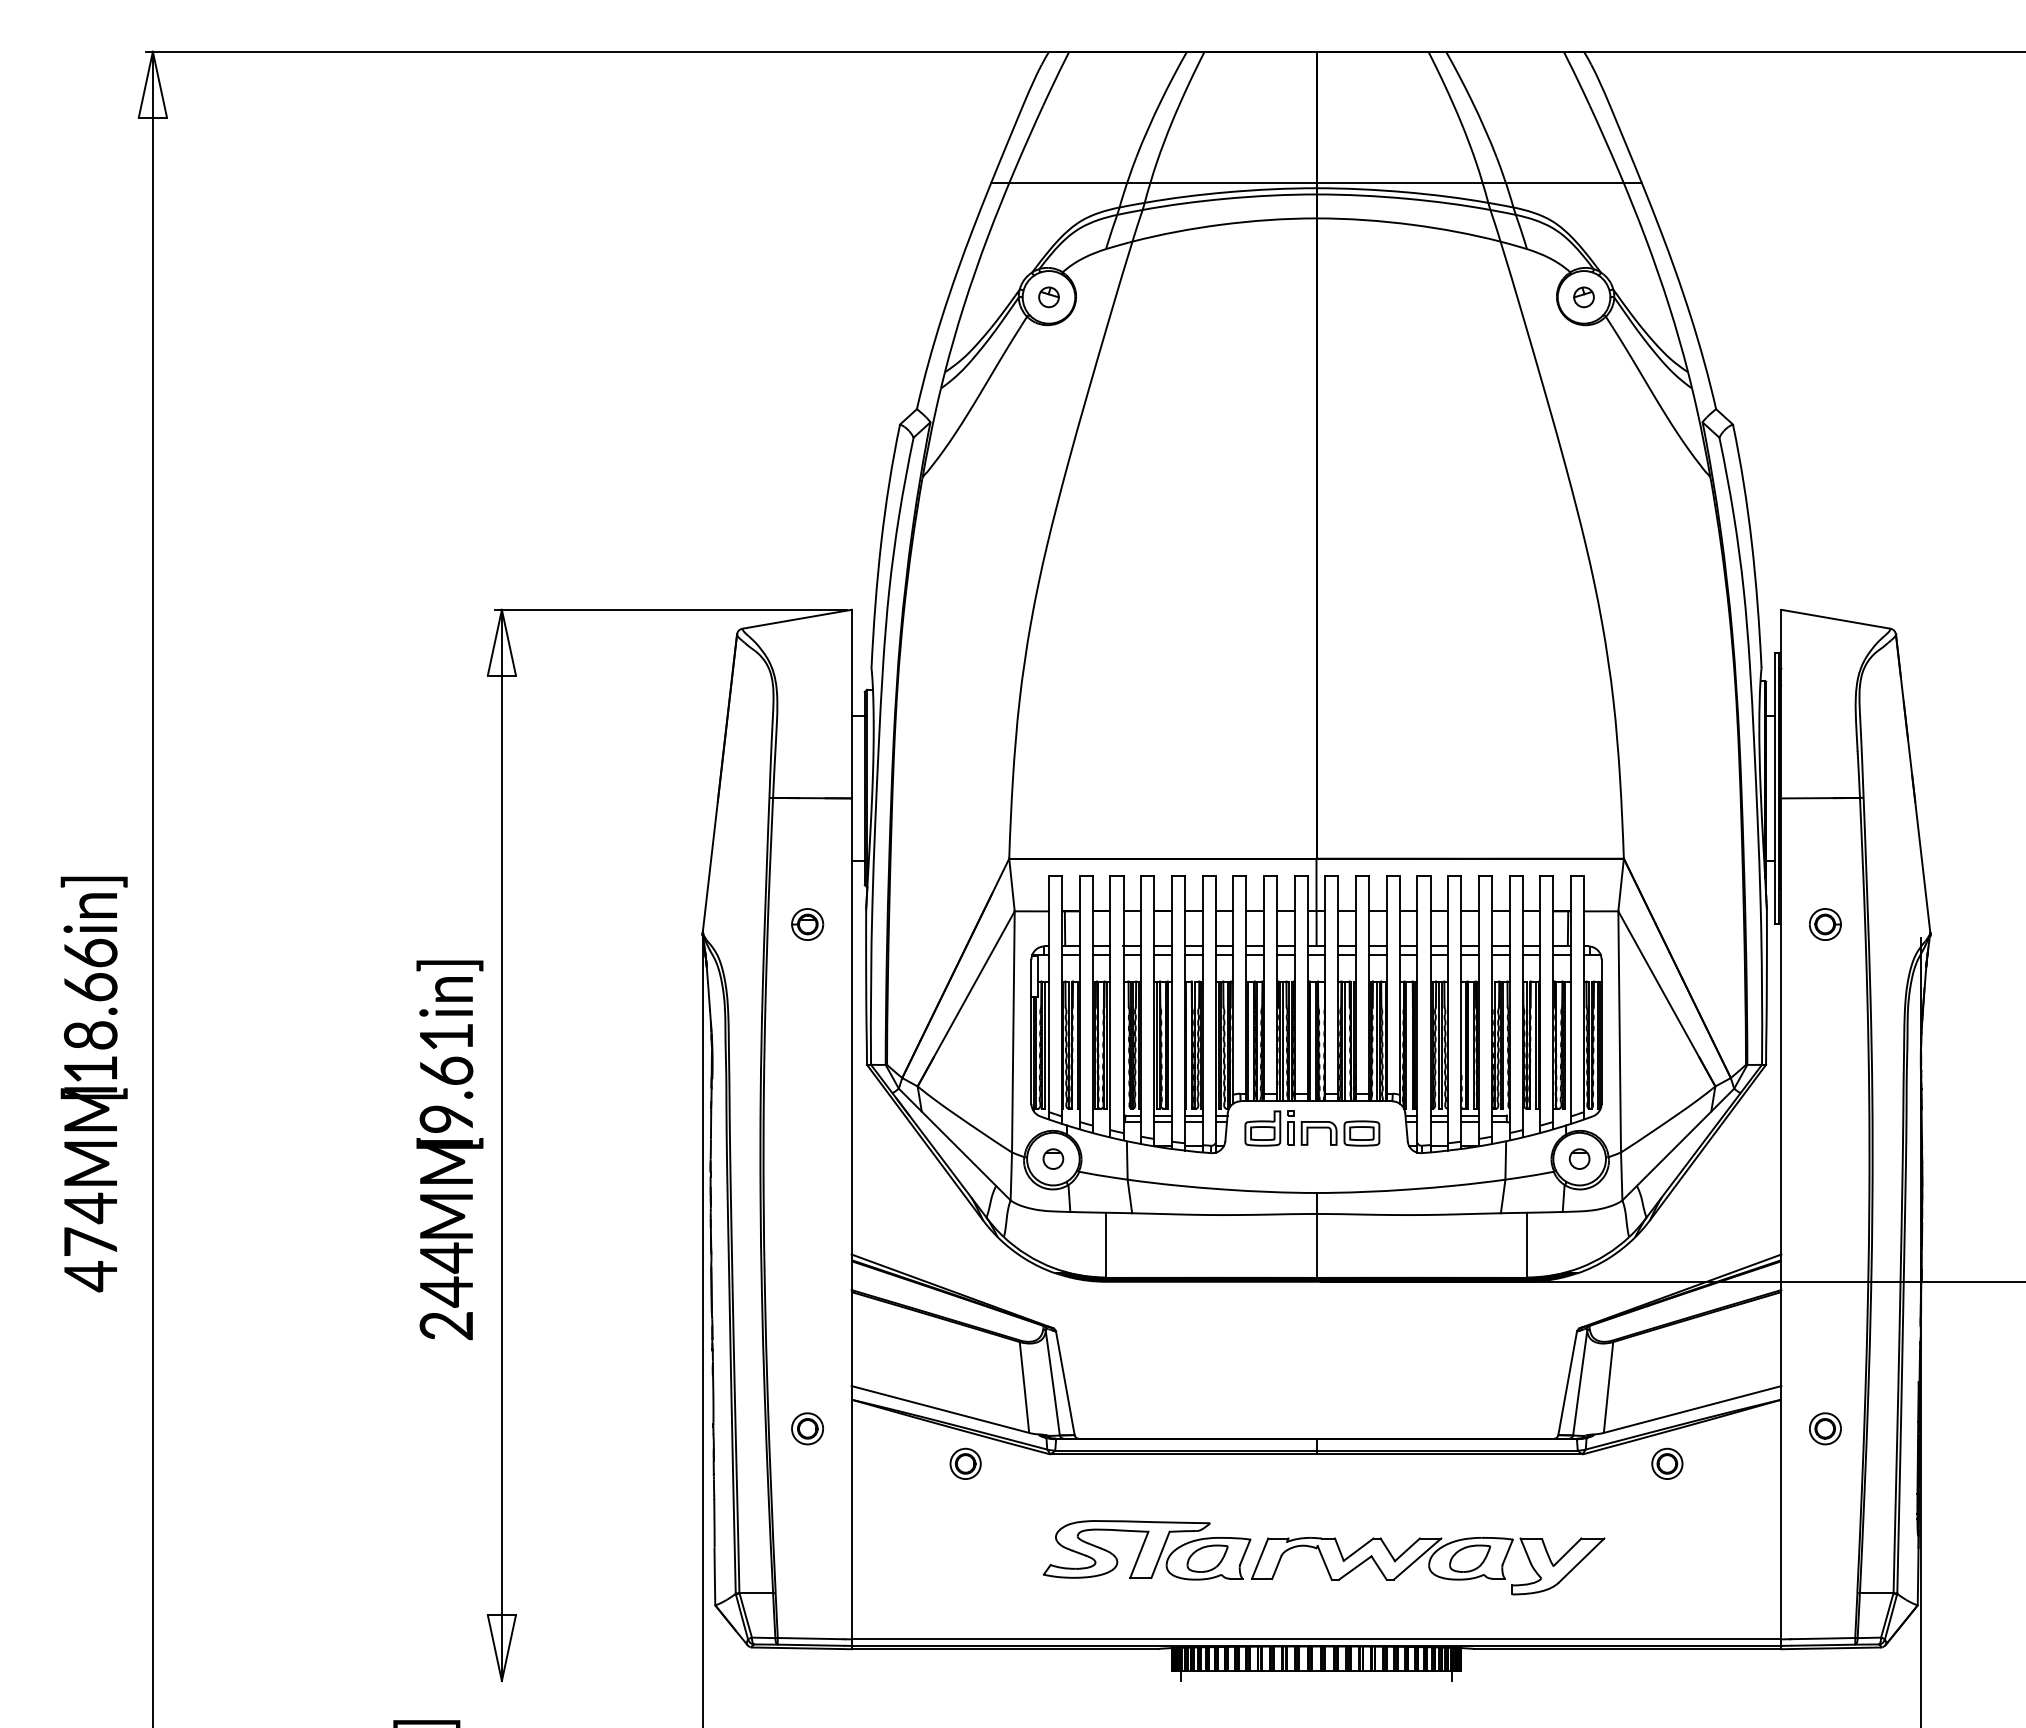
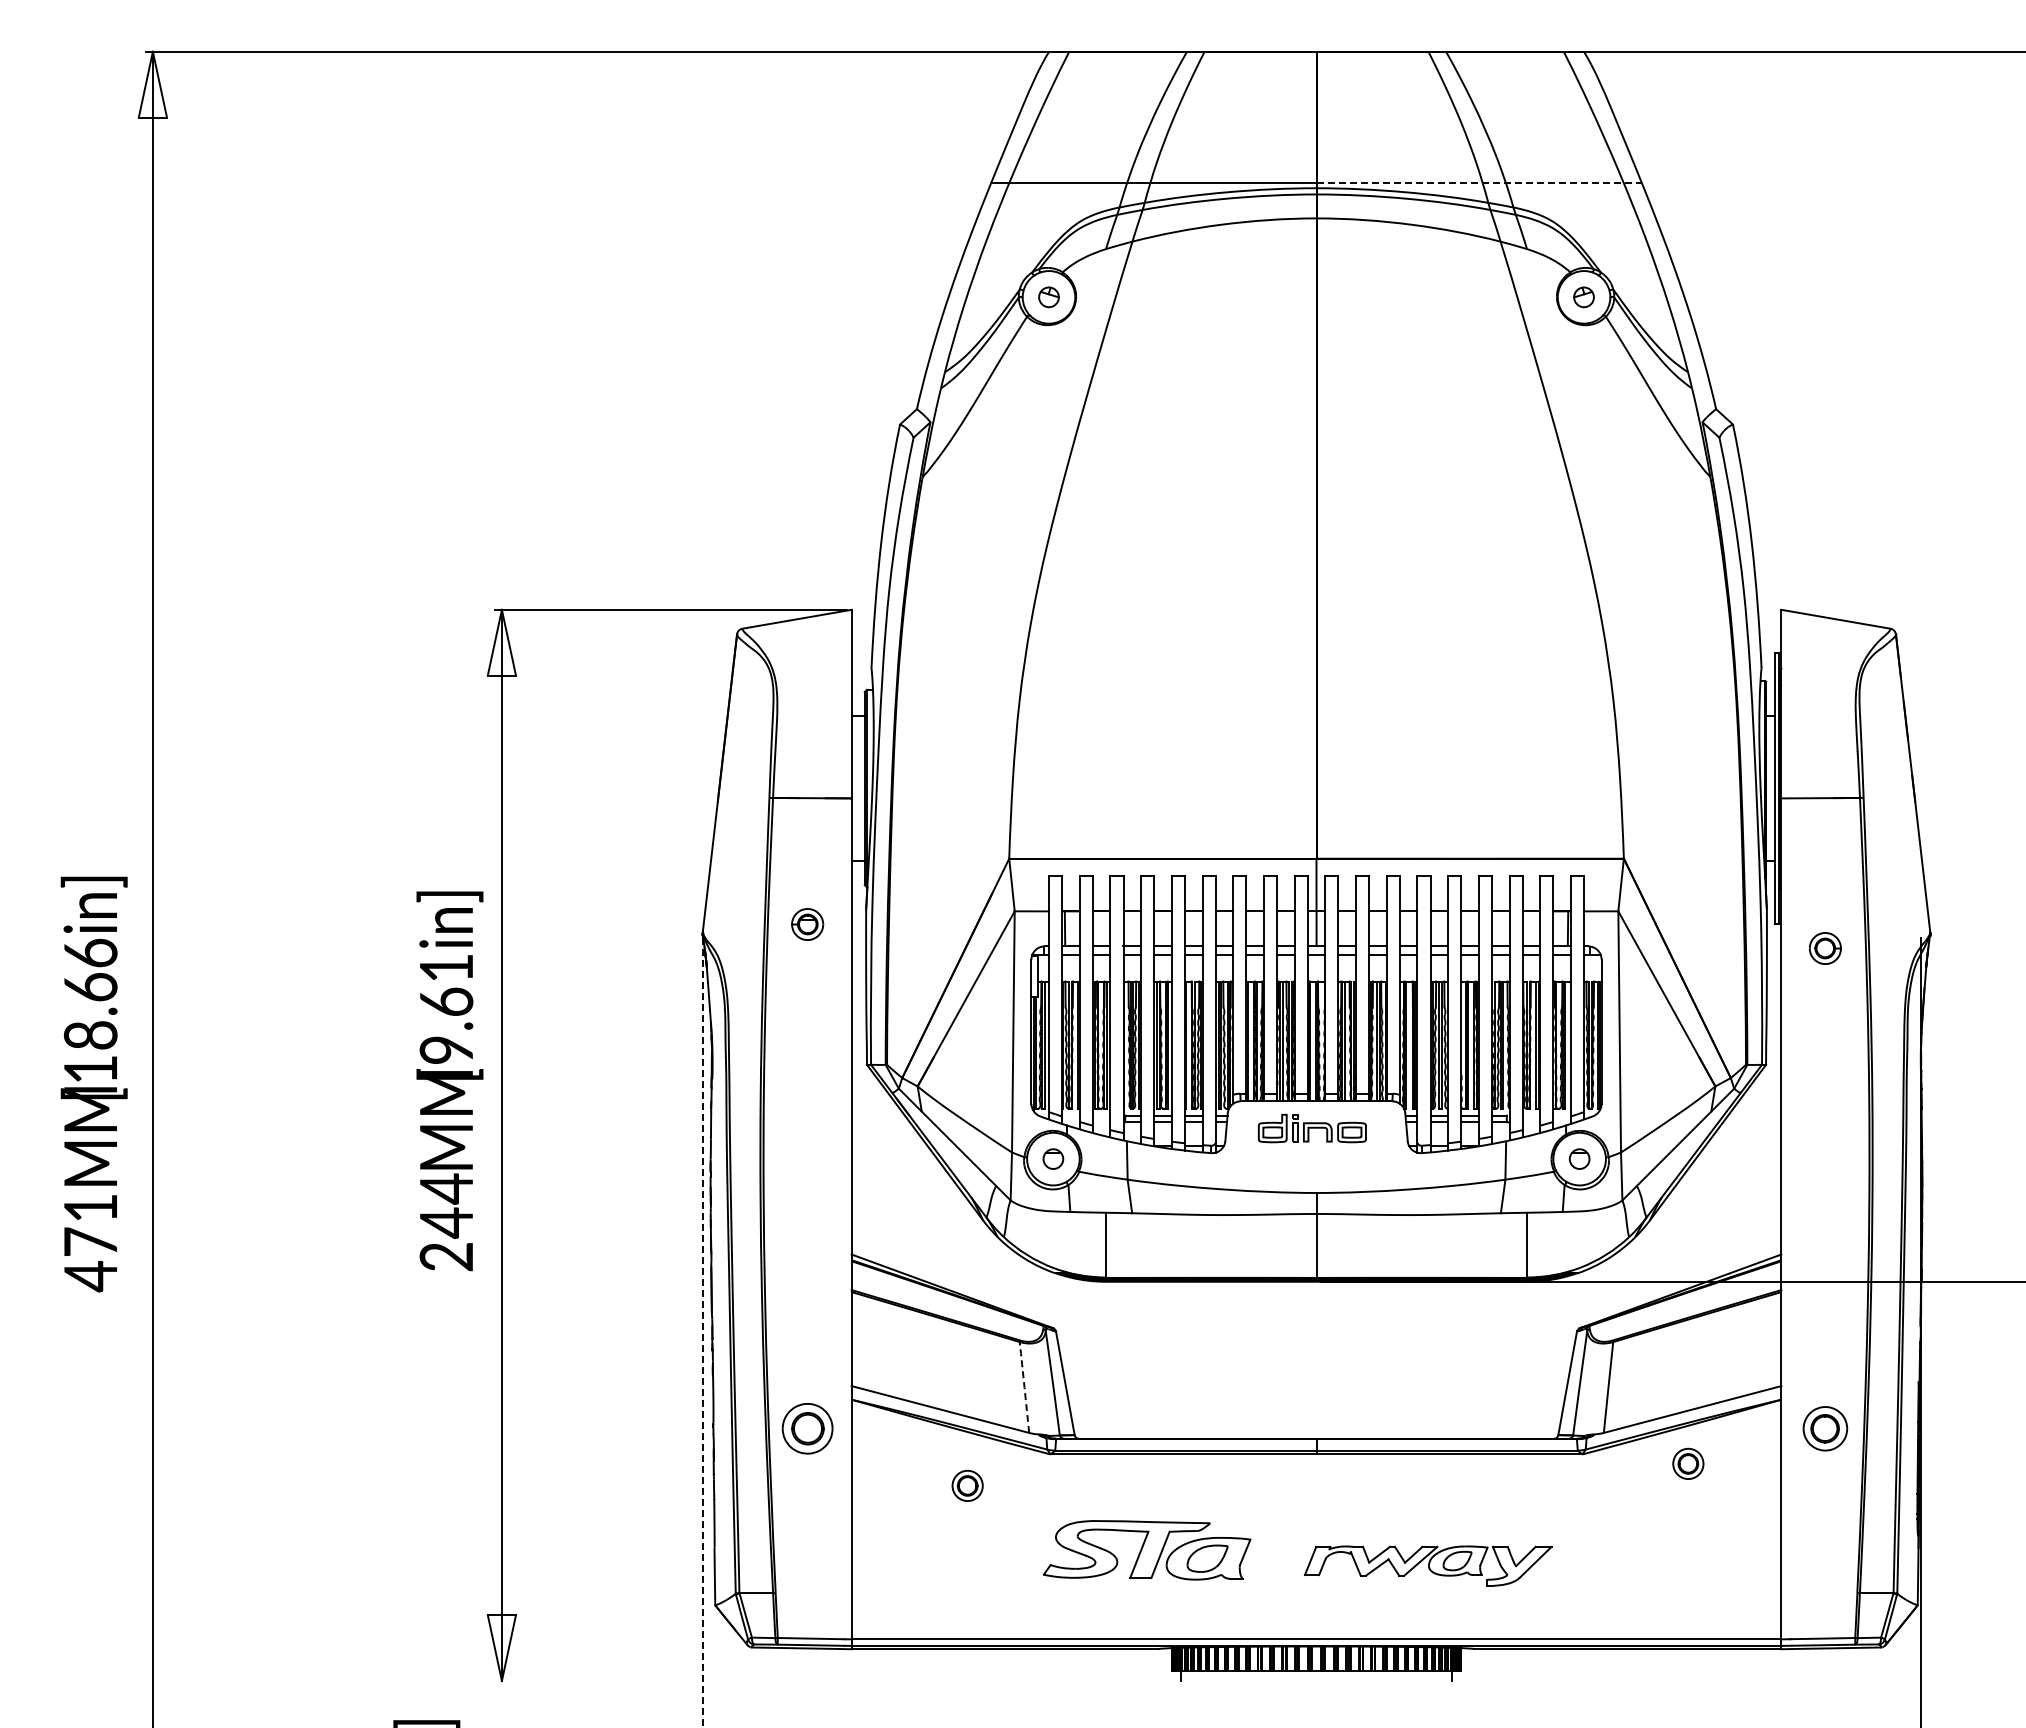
line: solid -> dashed (1479, 183)
part position: (1825, 924) -> (1825, 948) (1825, 948)
part size: 137x37 px -> 110x31 px (1311, 1128)
text position: (449, 1150) -> (449, 1081) (449, 1081)
text: 474MM -> 471MM (90, 1208)
line: solid -> dashed (702, 1332)
arc: solid -> dashed (1024, 1387)
part size: 33x34 px -> 53x52 px (807, 1428)
part size: 33x34 px -> 47x46 px (1825, 1428)
part position: (965, 1463) -> (967, 1485) (967, 1485)
part position: (1667, 1463) -> (1688, 1463) (1688, 1463)
part size: 355x59 px -> 249x42 px (1428, 1565)
